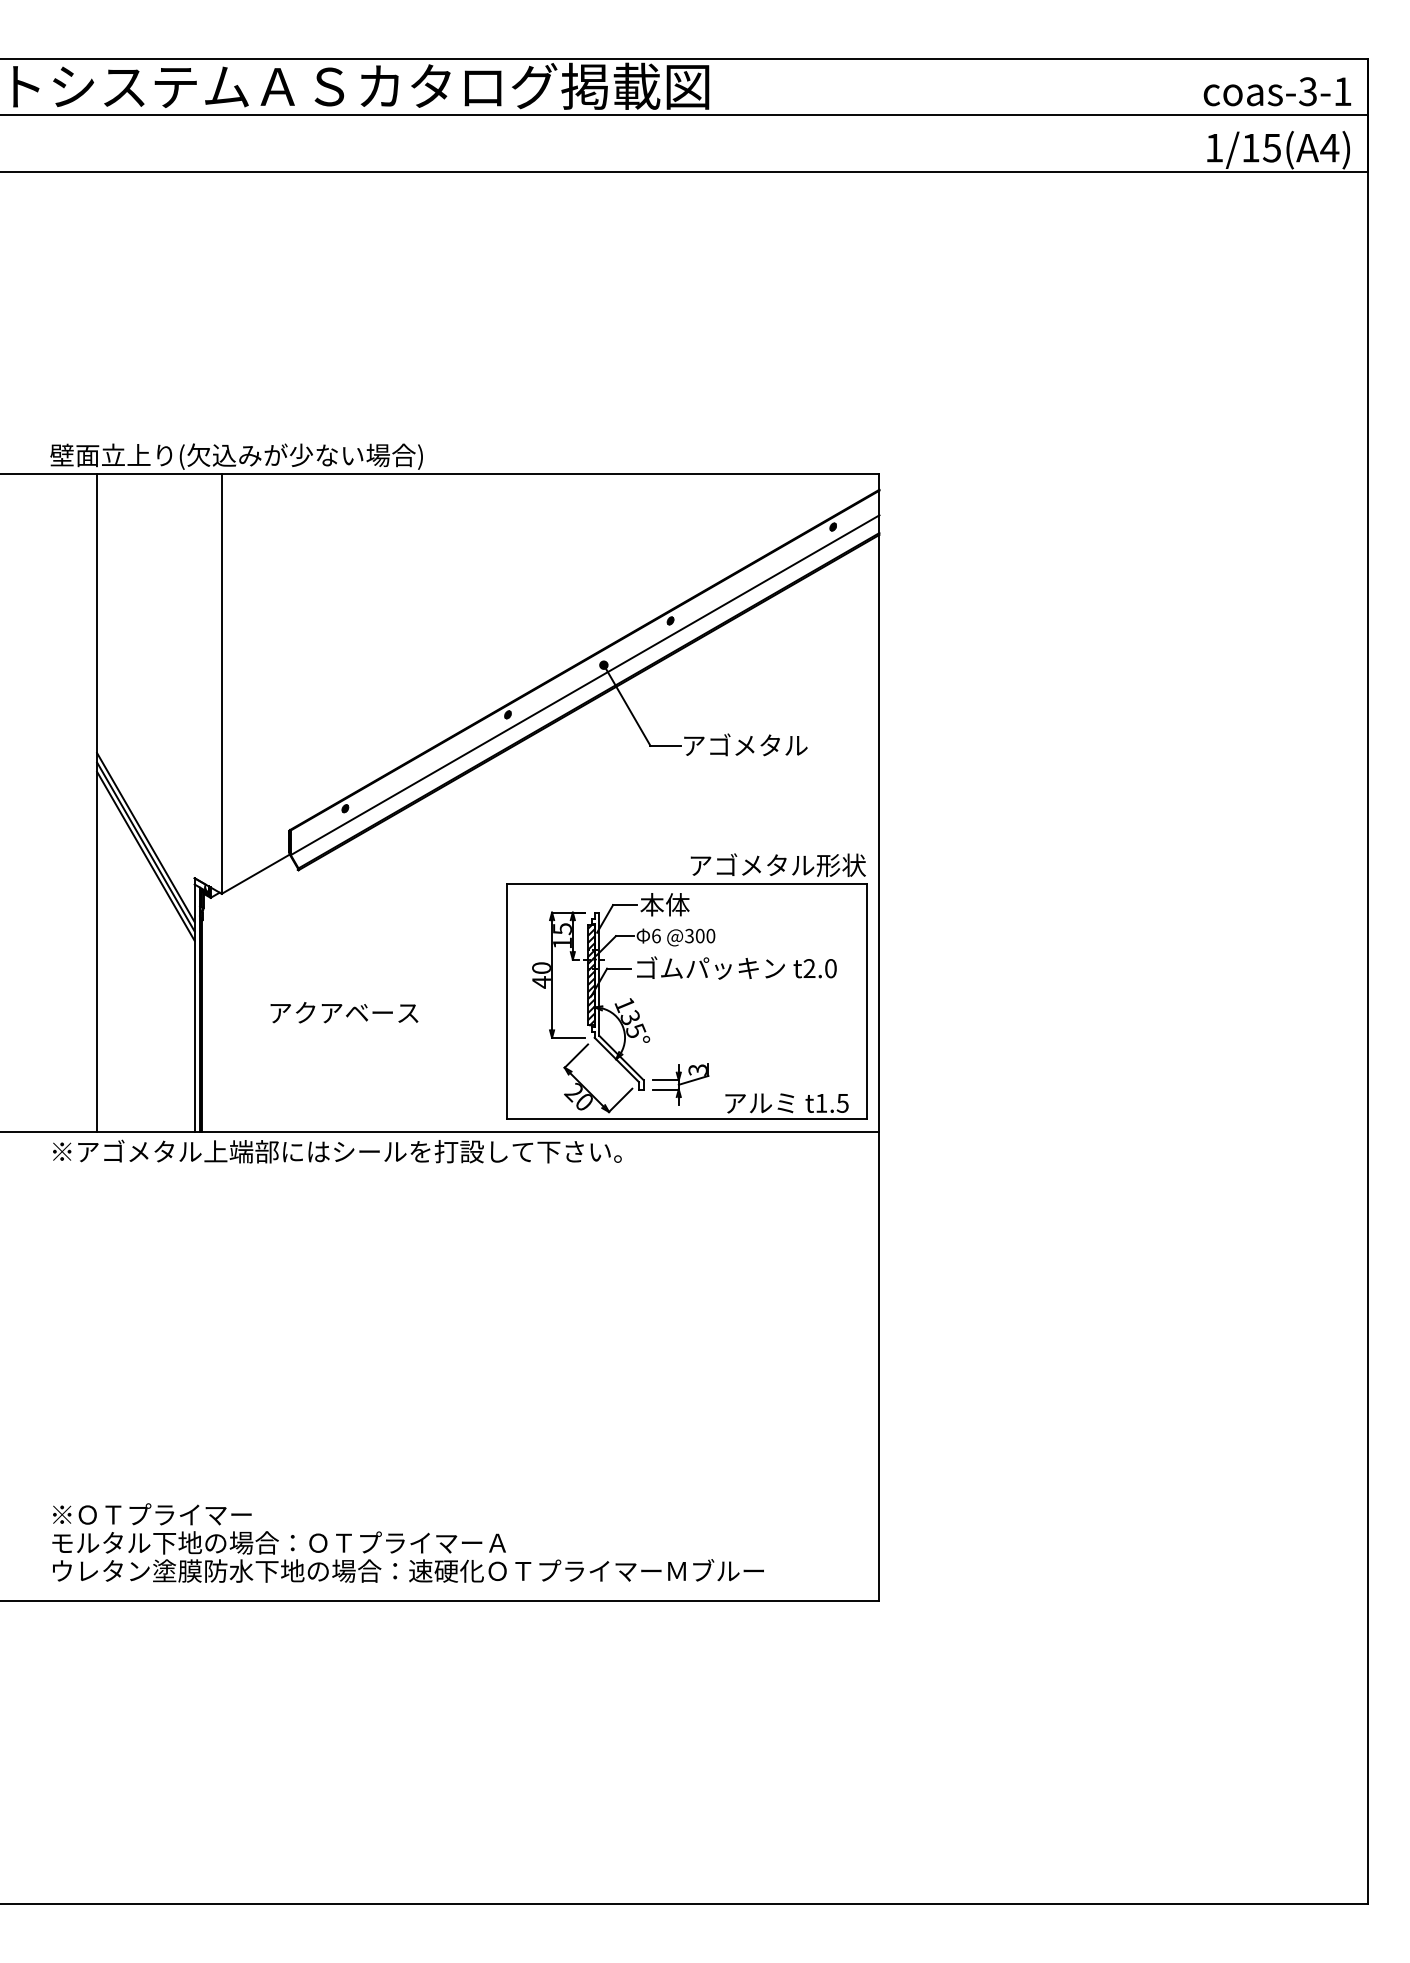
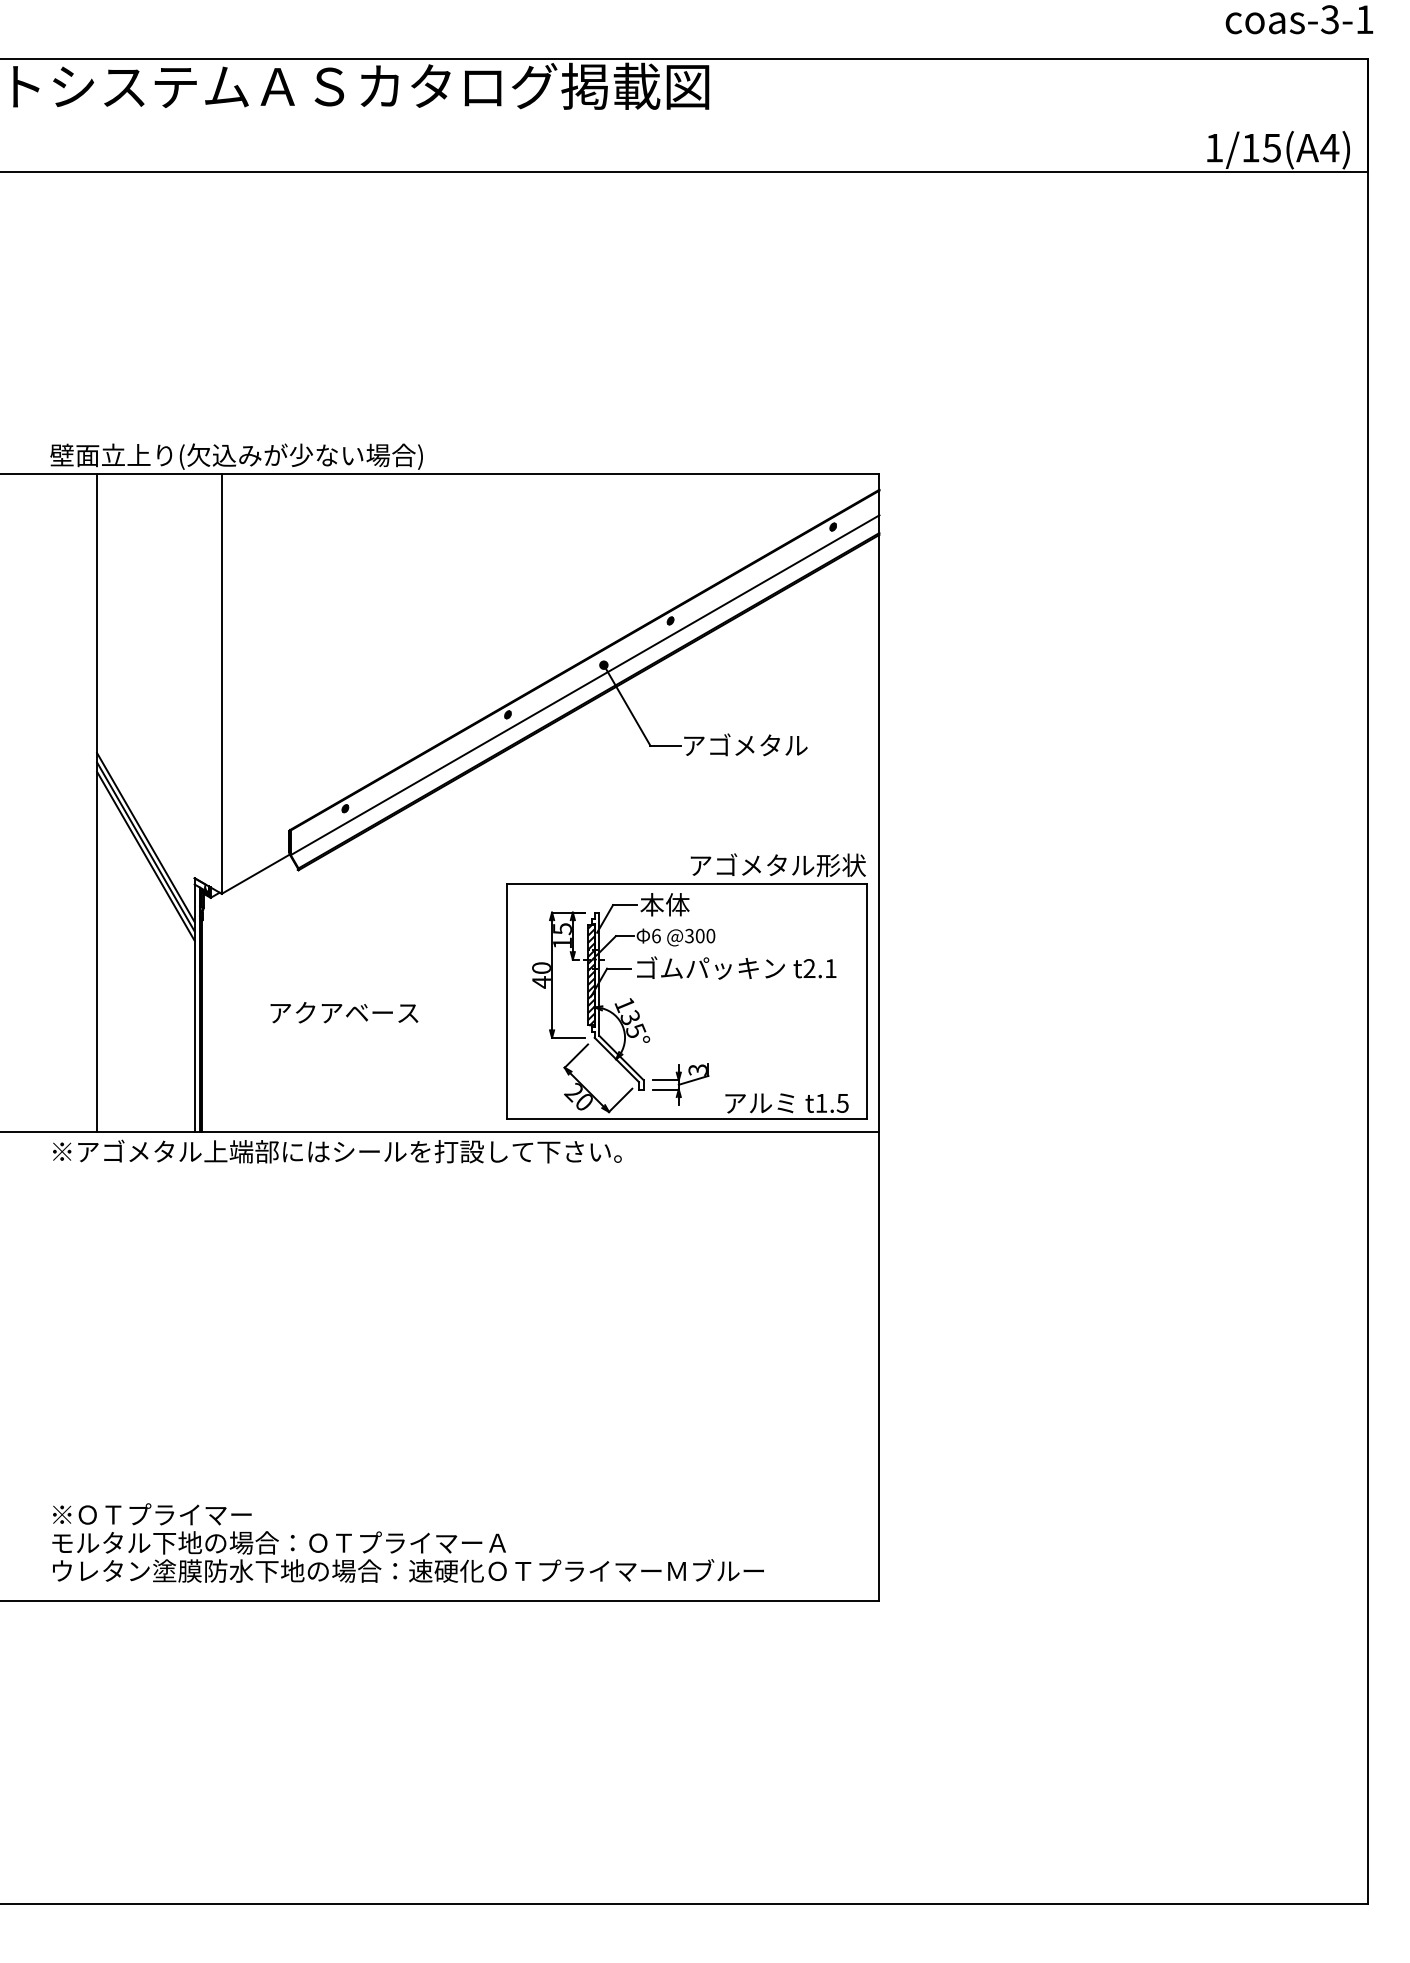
text position: (1277, 91) -> (1299, 19) (1299, 19)
line: present -> none (684, 115)
text: t2.0 -> t2.1 (830, 968)
